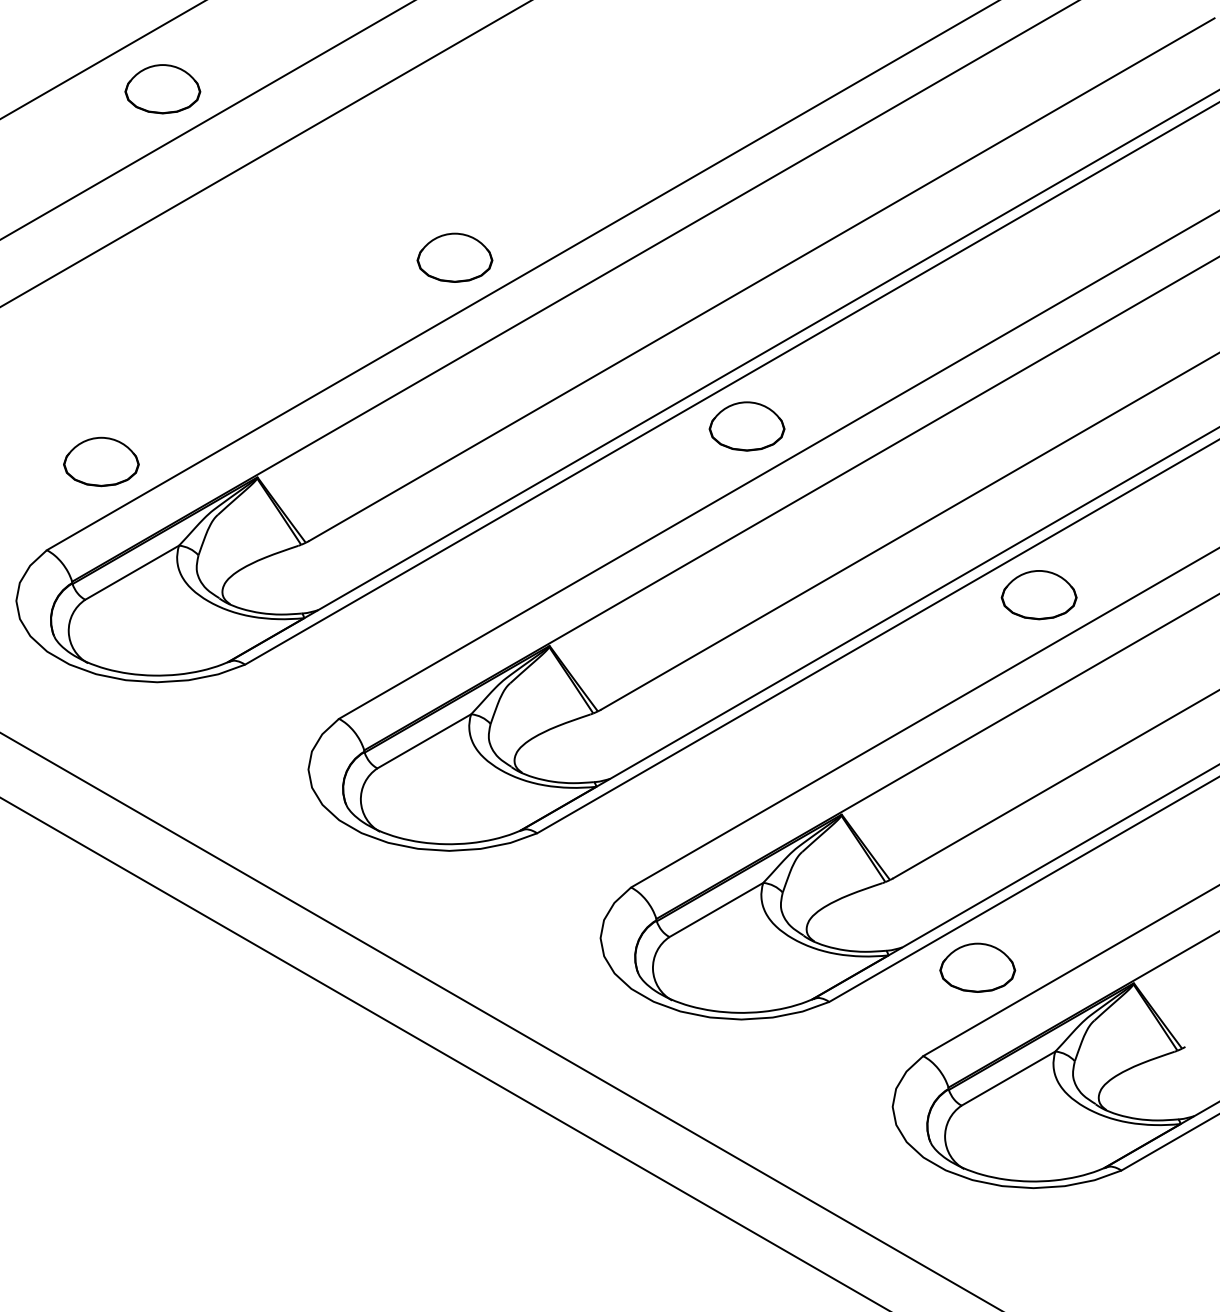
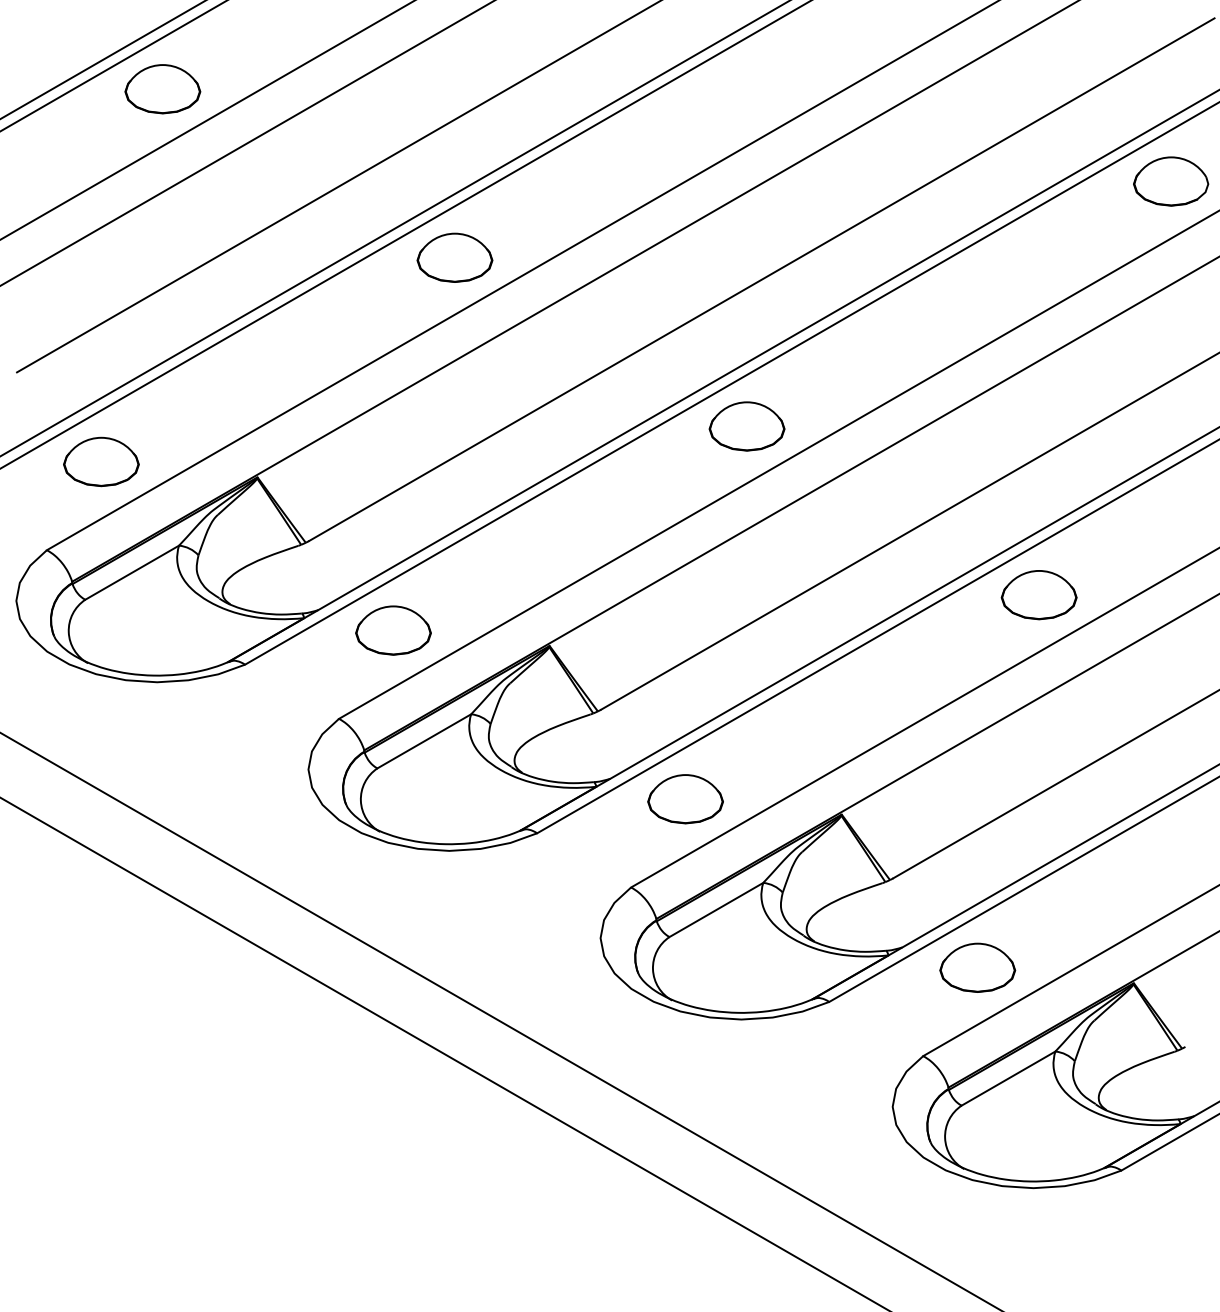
line: none -> present (113, 66)
line position: (265, 154) -> (247, 143) (247, 143)
part: none -> present (1171, 181)
line: none -> present (337, 187)
line: none -> present (394, 228)
line: none -> present (405, 234)
part: none -> present (393, 630)
part: none -> present (685, 799)
